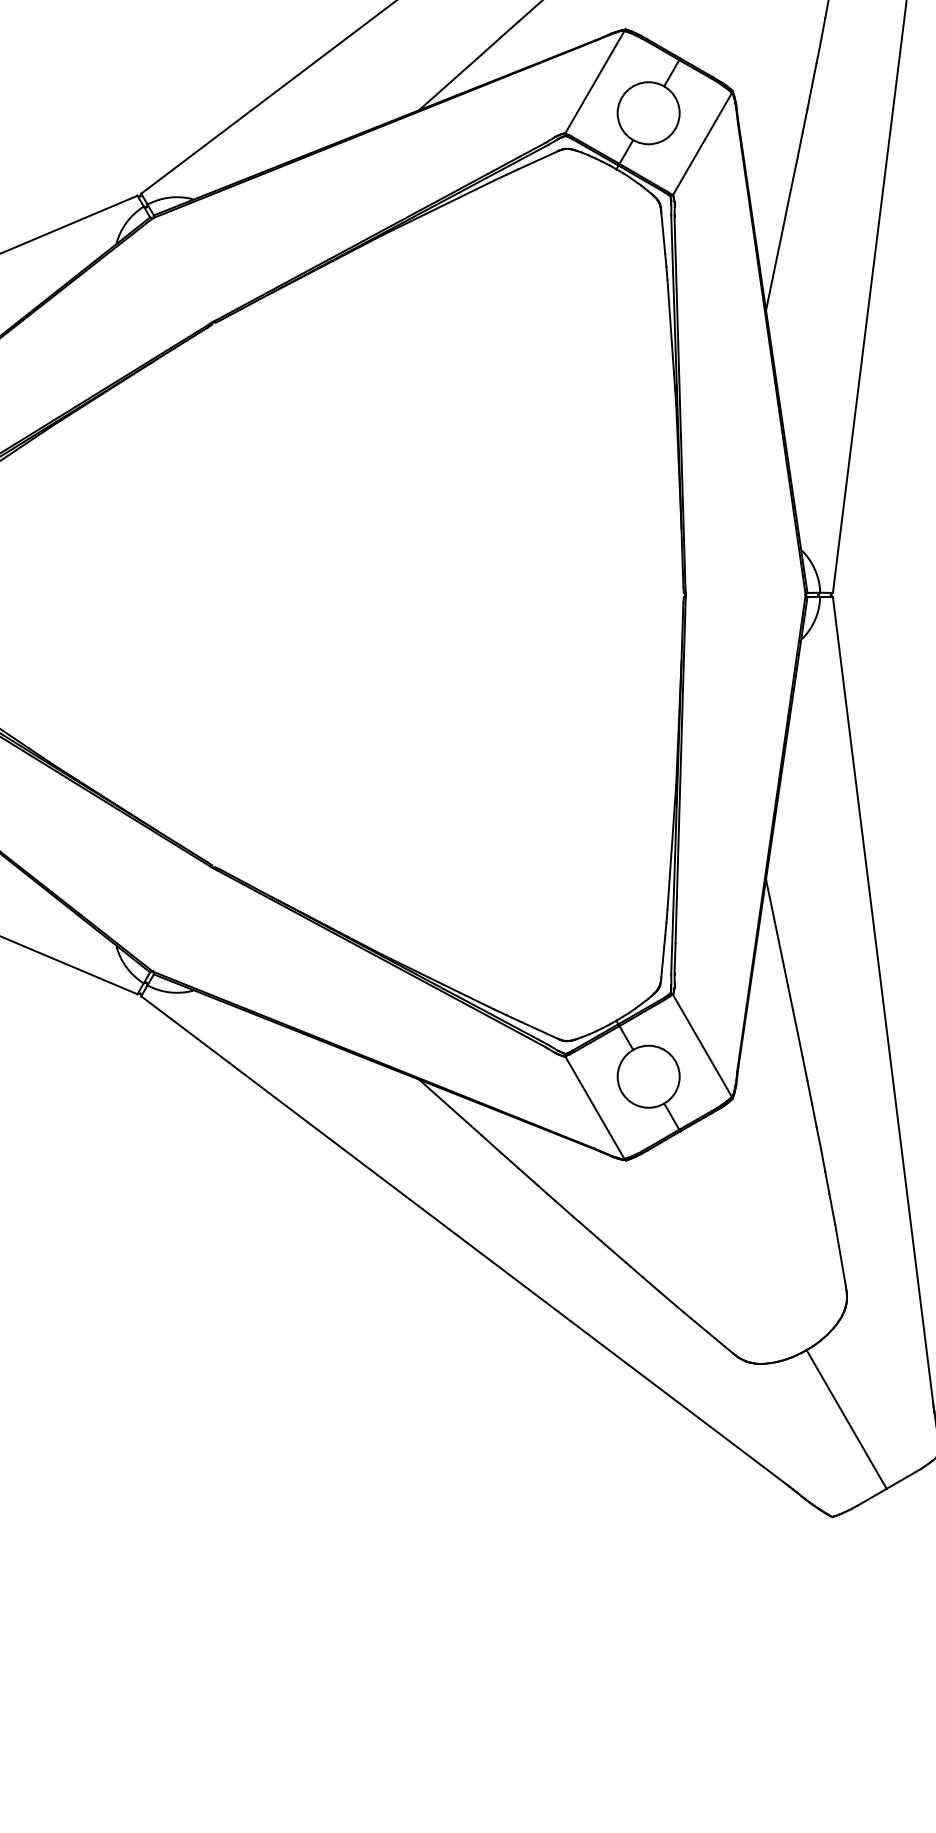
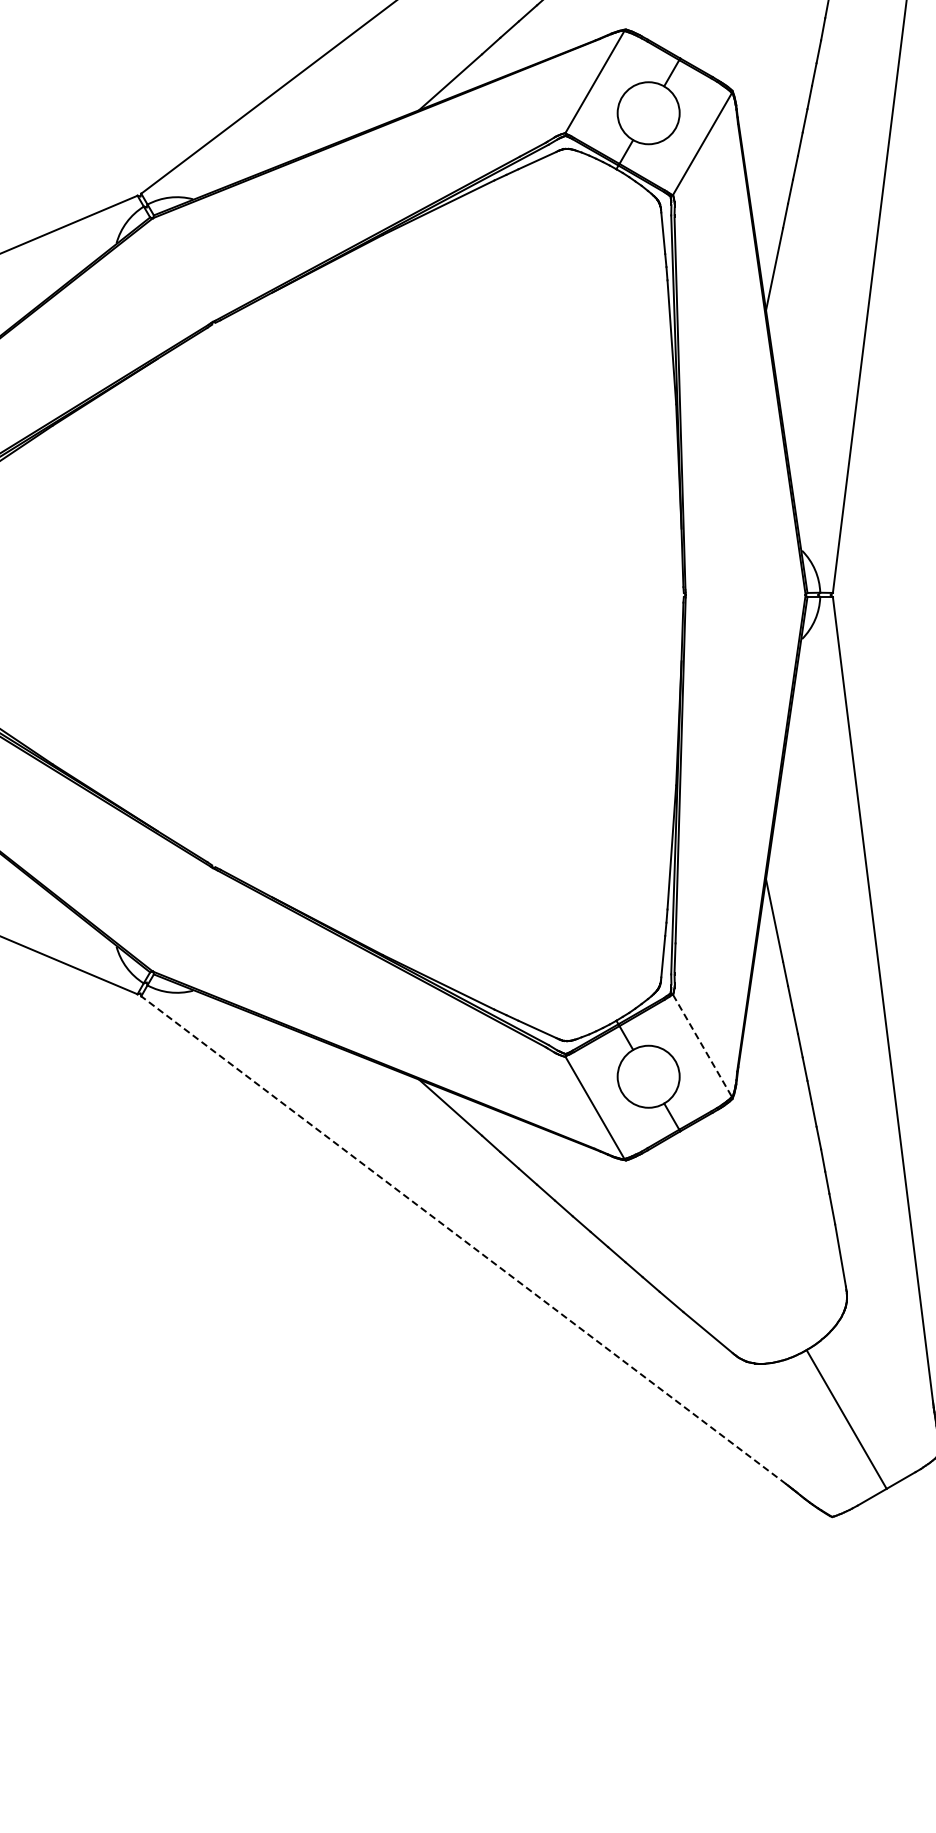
line: solid -> dashed (702, 1045)
line: solid -> dashed (463, 1239)
